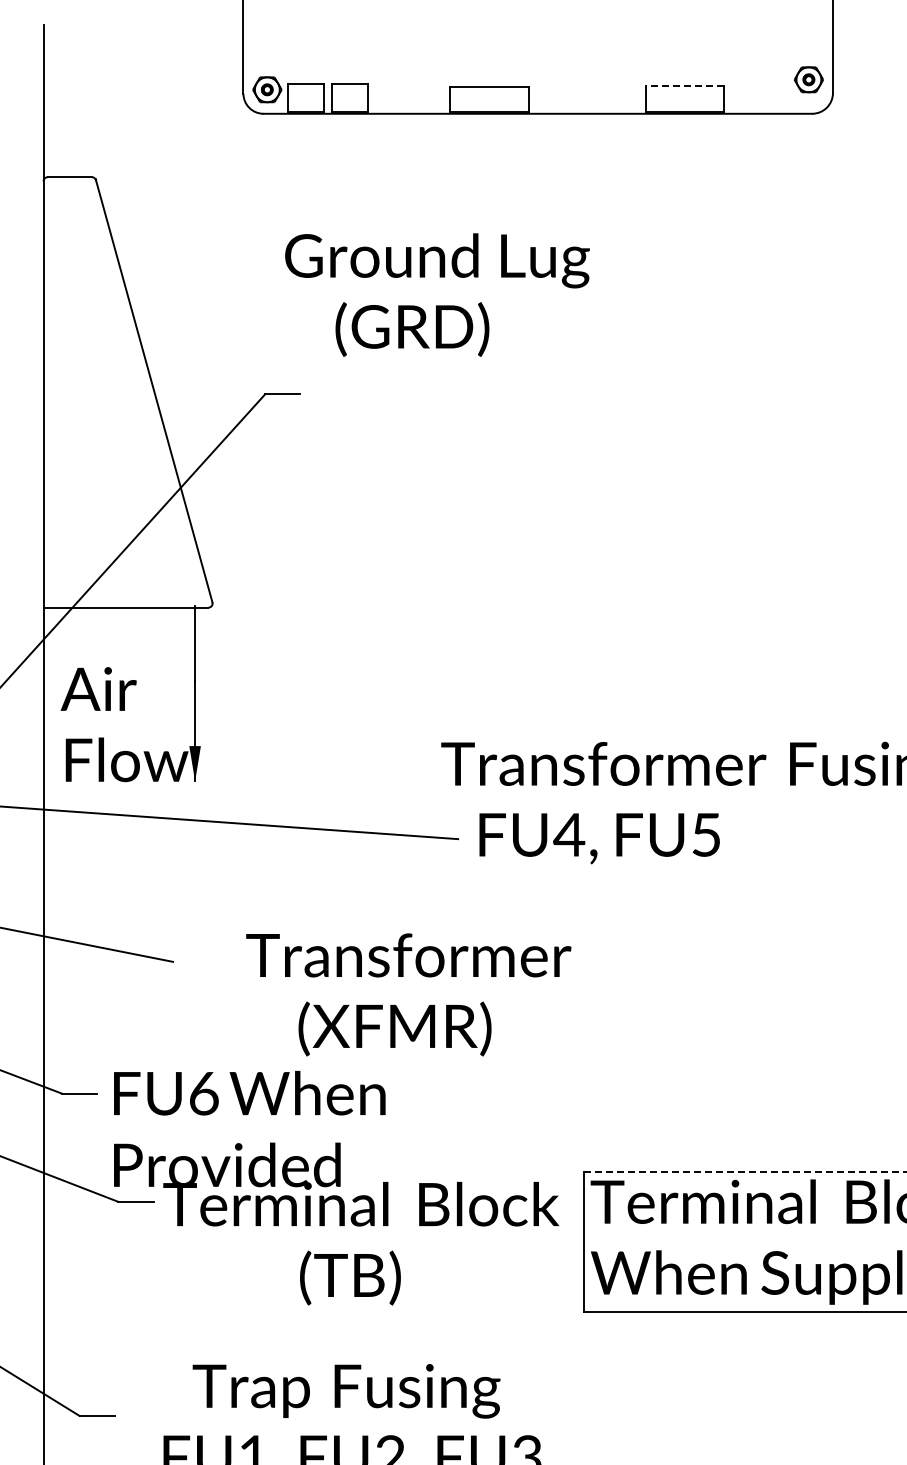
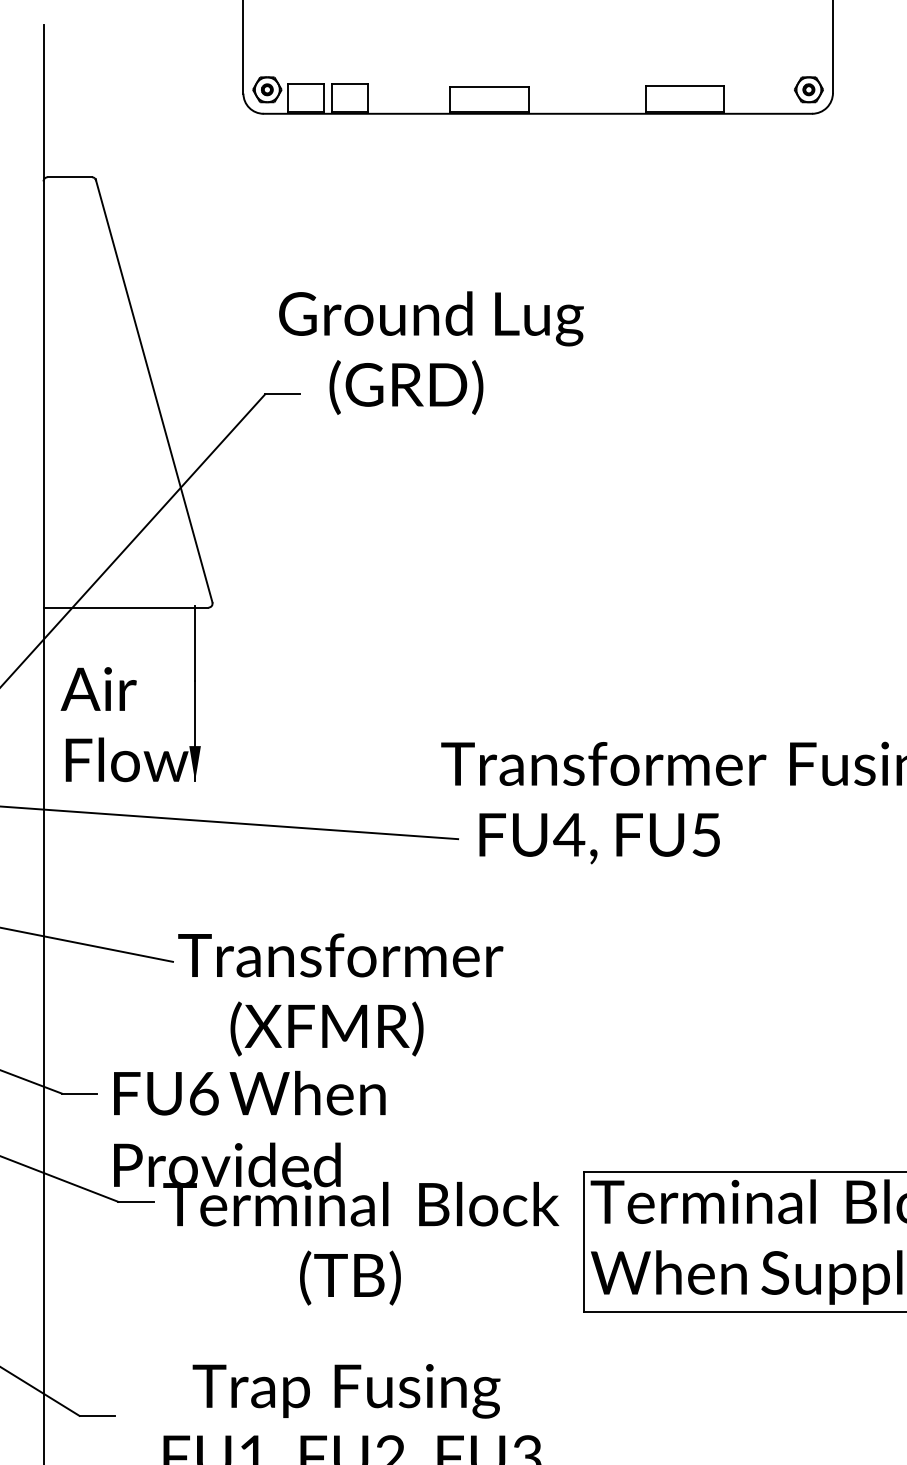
part position: (808, 79) -> (808, 89) (808, 89)
line: dashed -> solid (684, 86)
text position: (437, 294) -> (431, 352) (431, 352)
text position: (408, 994) -> (340, 994) (340, 994)
line: dashed -> solid (745, 1172)
